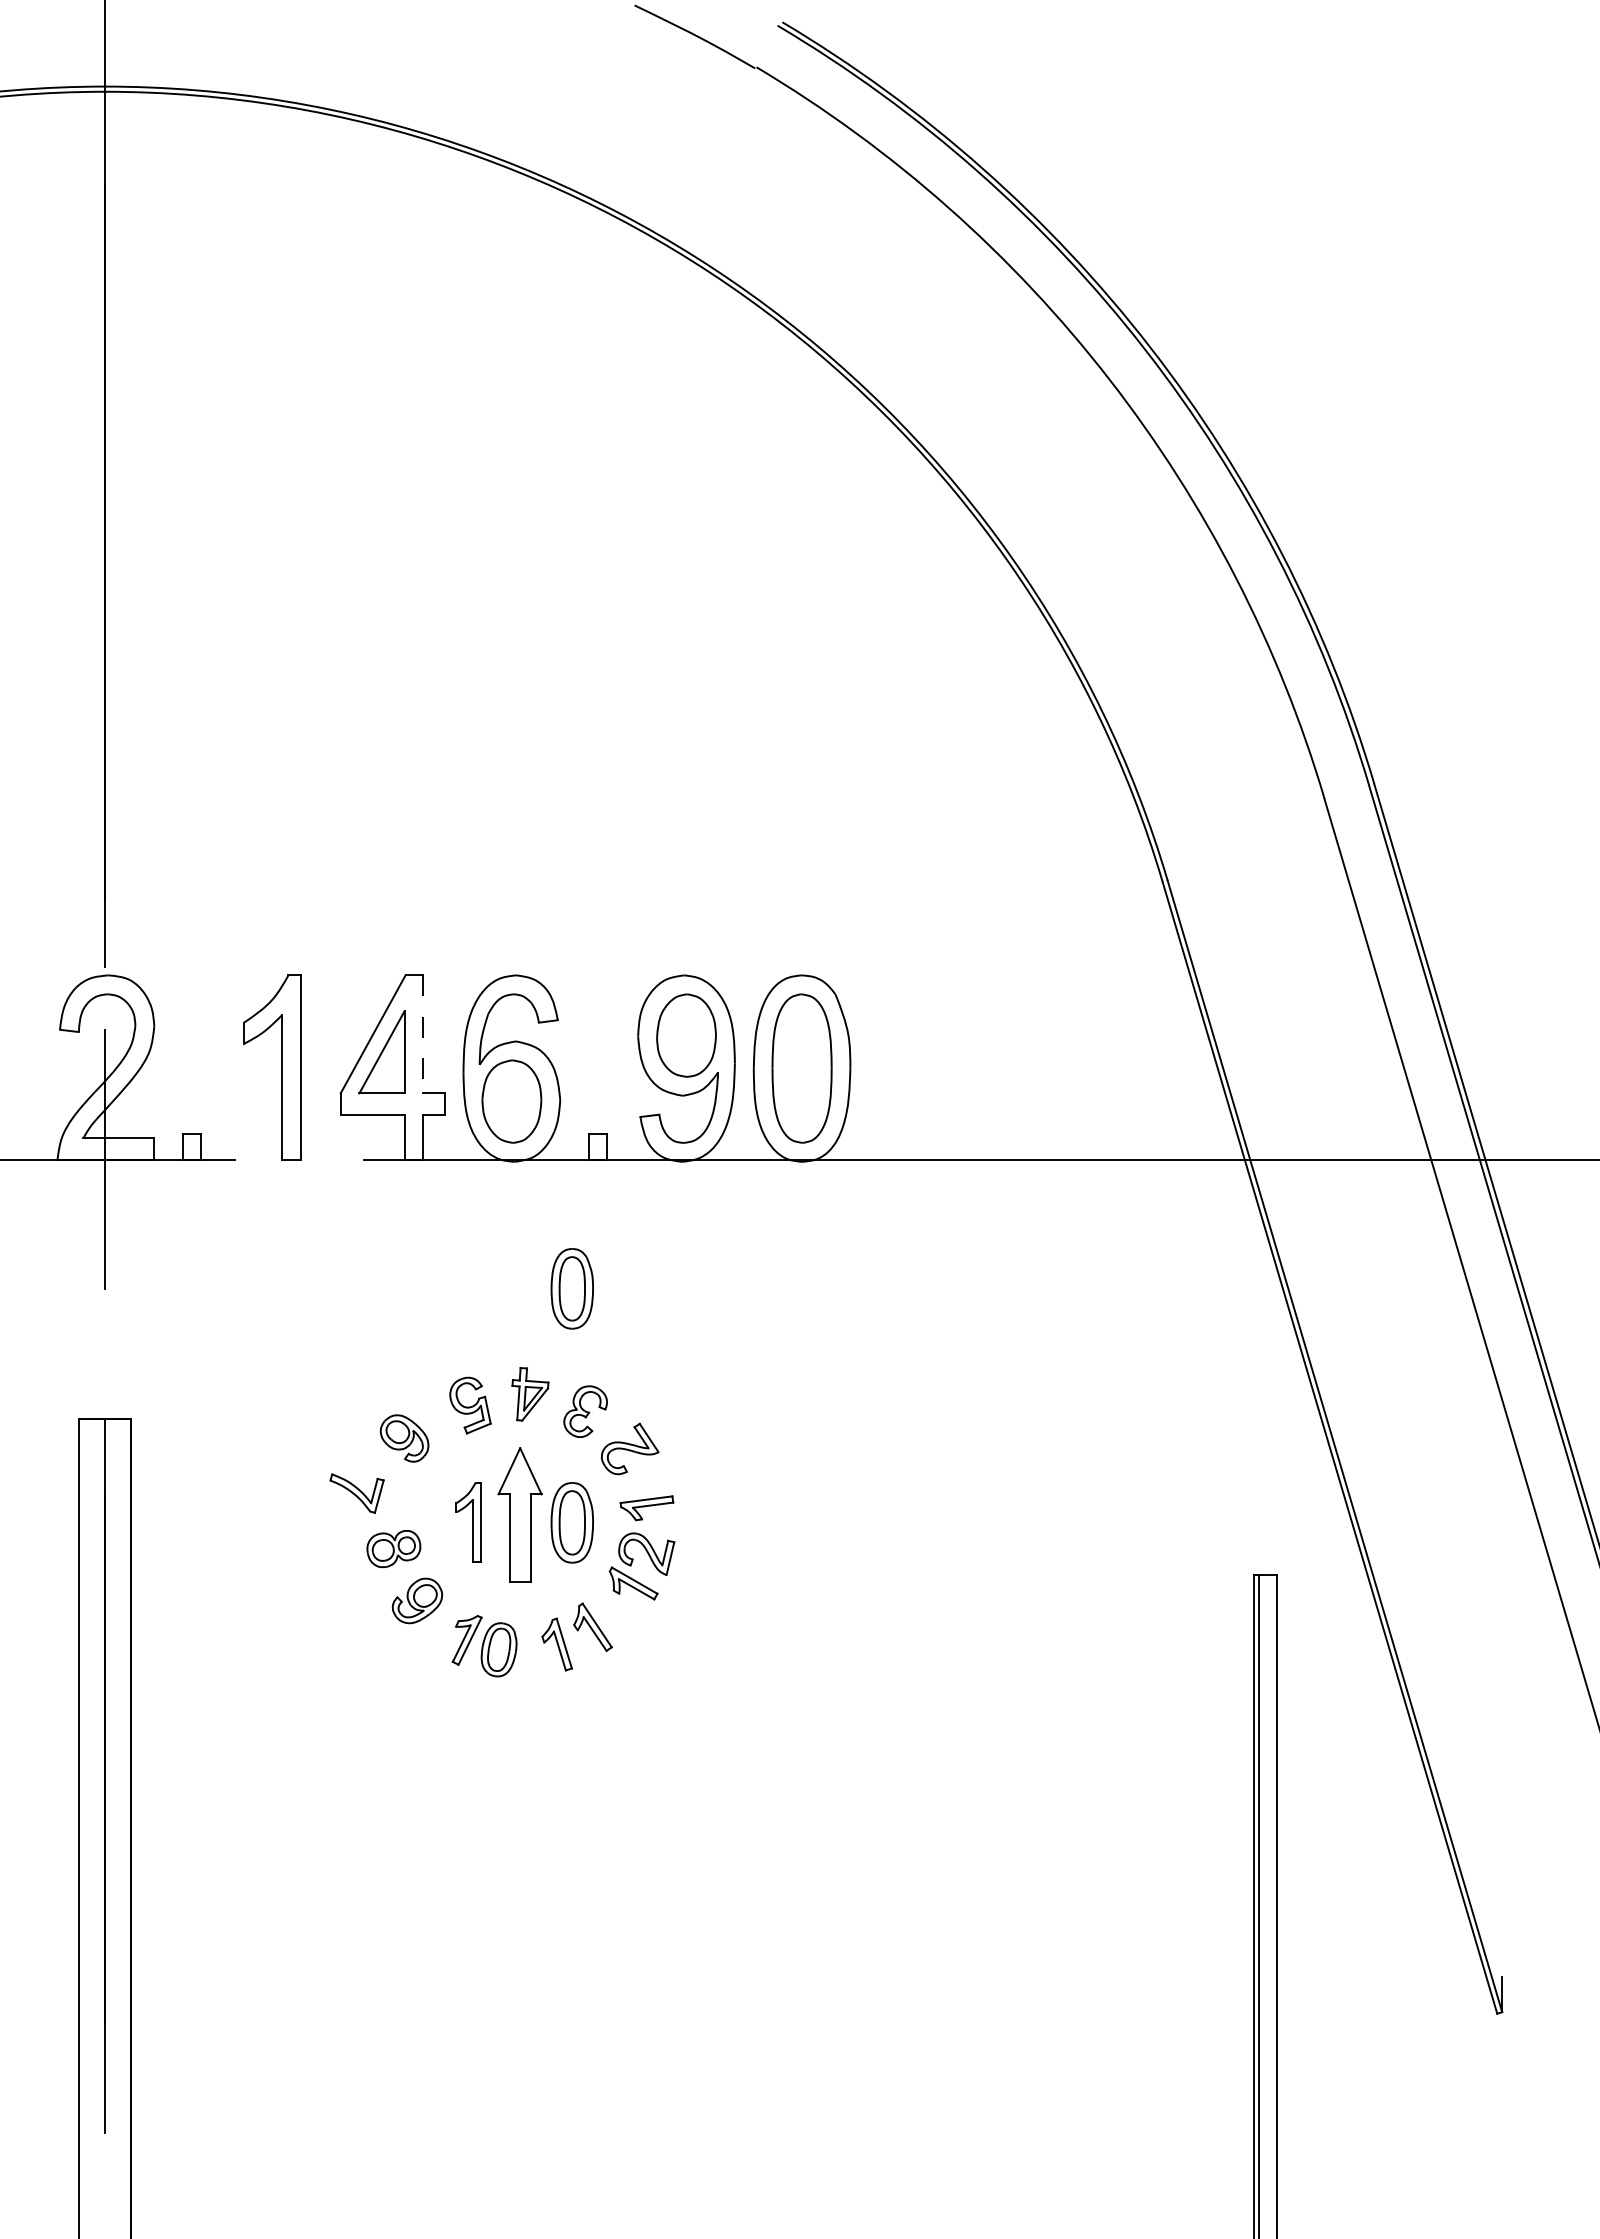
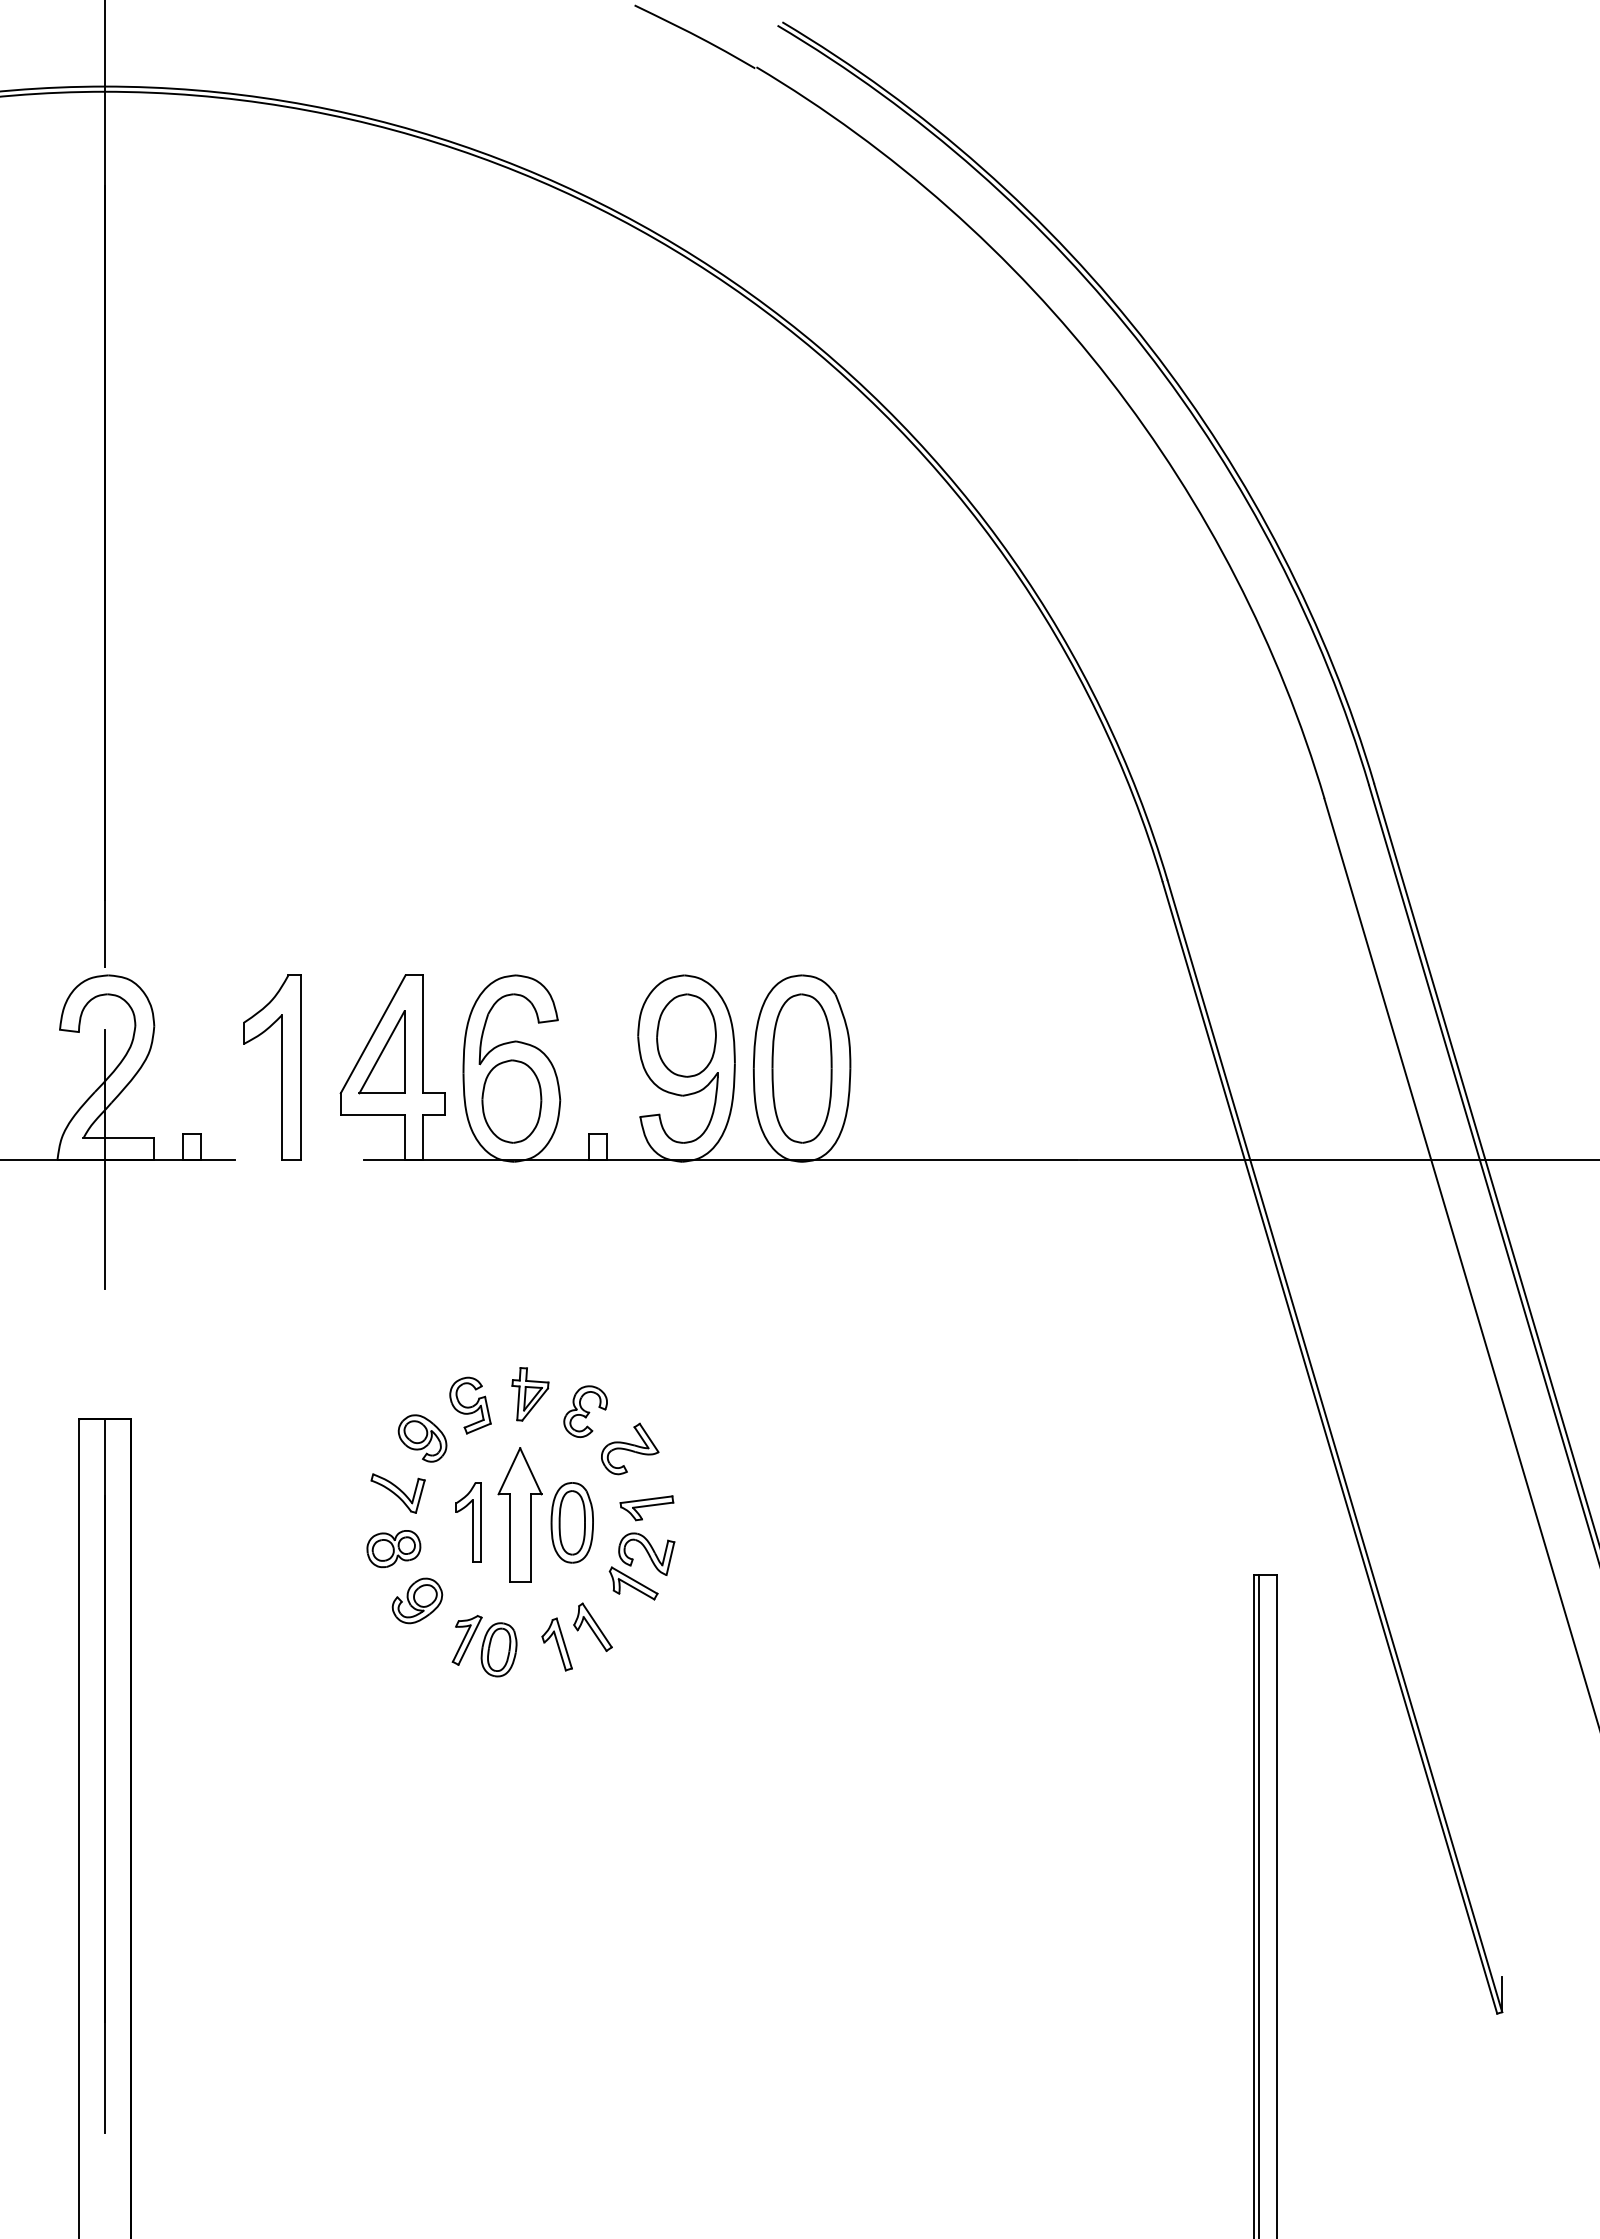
line: dashed -> solid (423, 1034)
part: present -> none (571, 1288)
part position: (404, 1438) -> (422, 1438) (422, 1438)
part position: (356, 1493) -> (397, 1493) (397, 1493)
